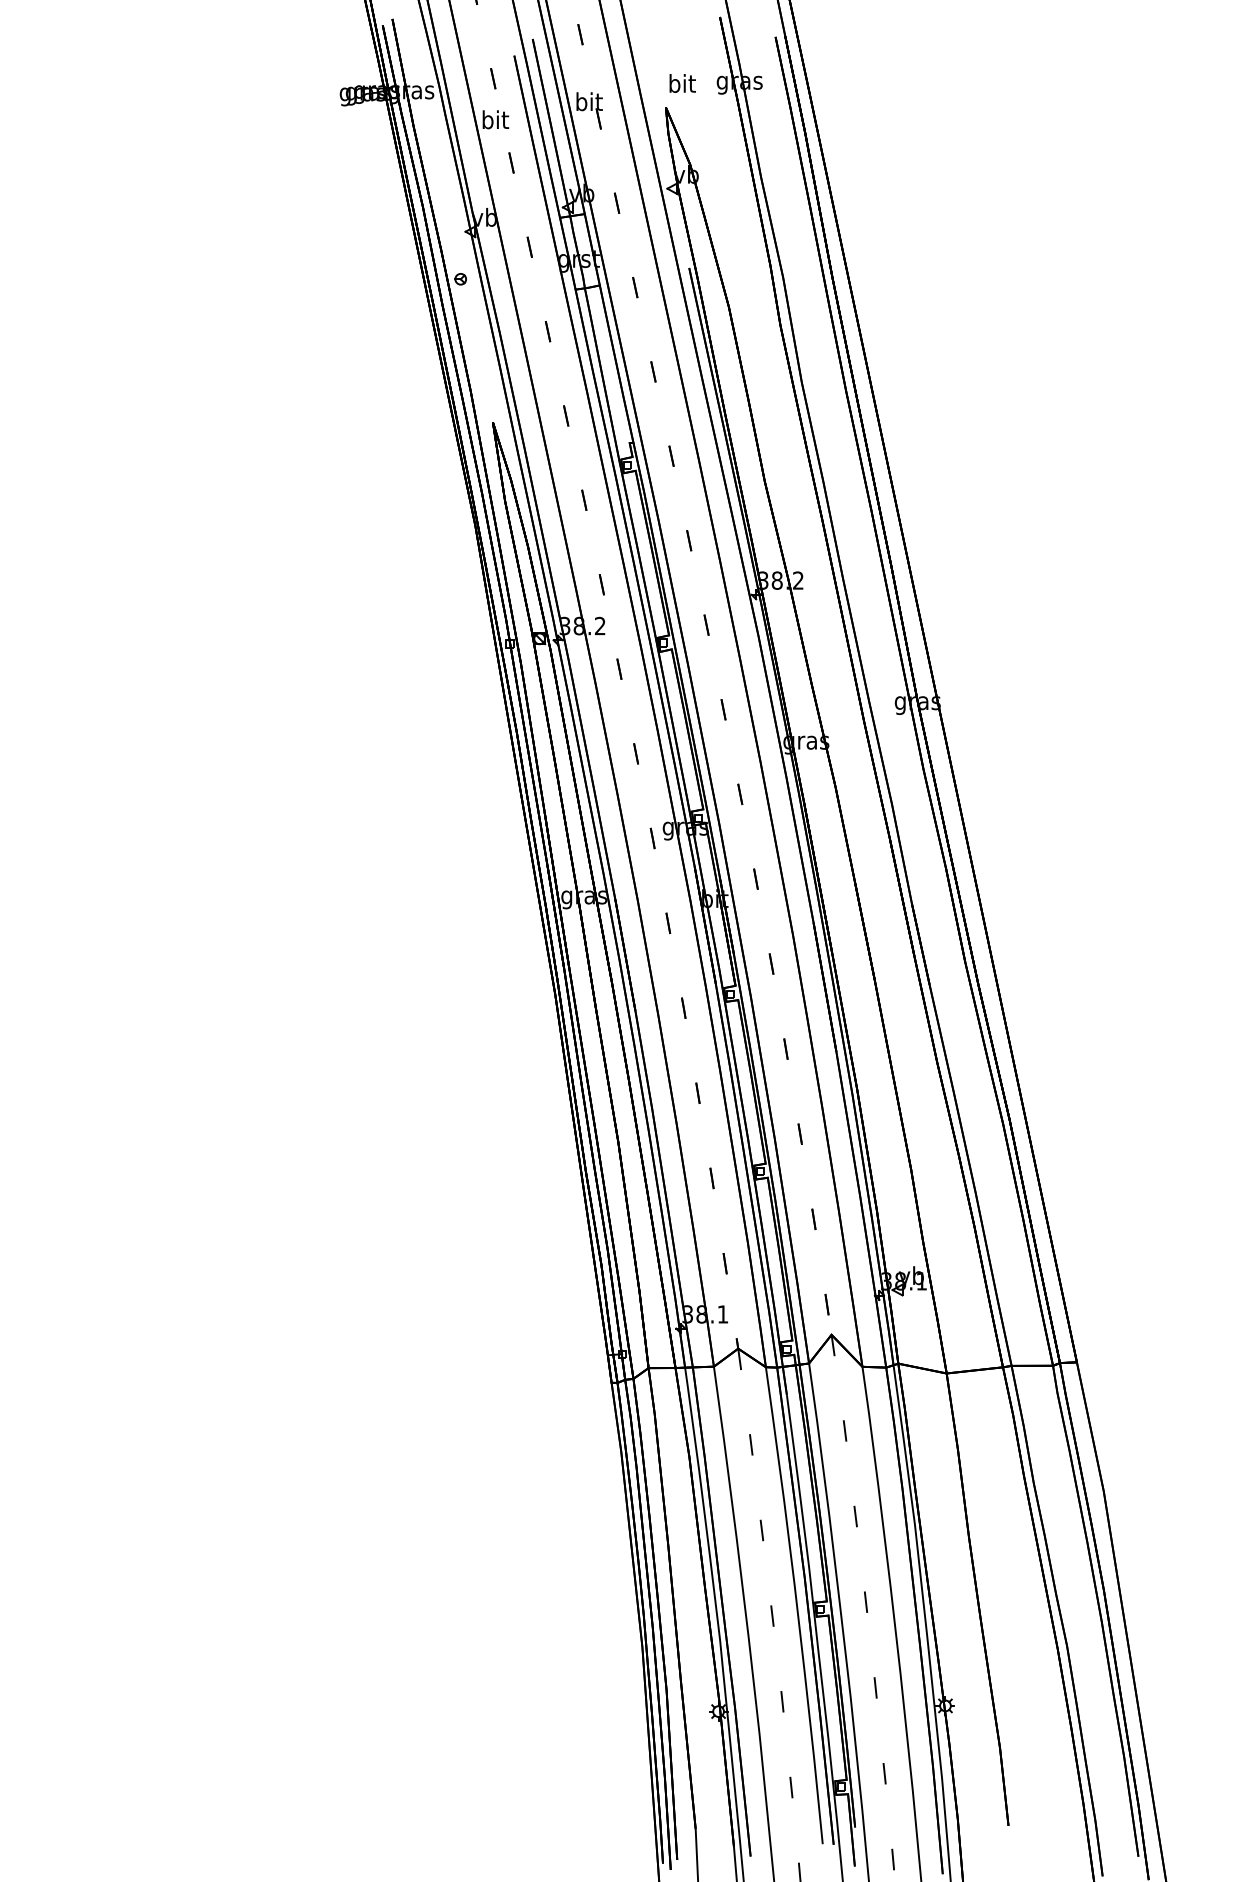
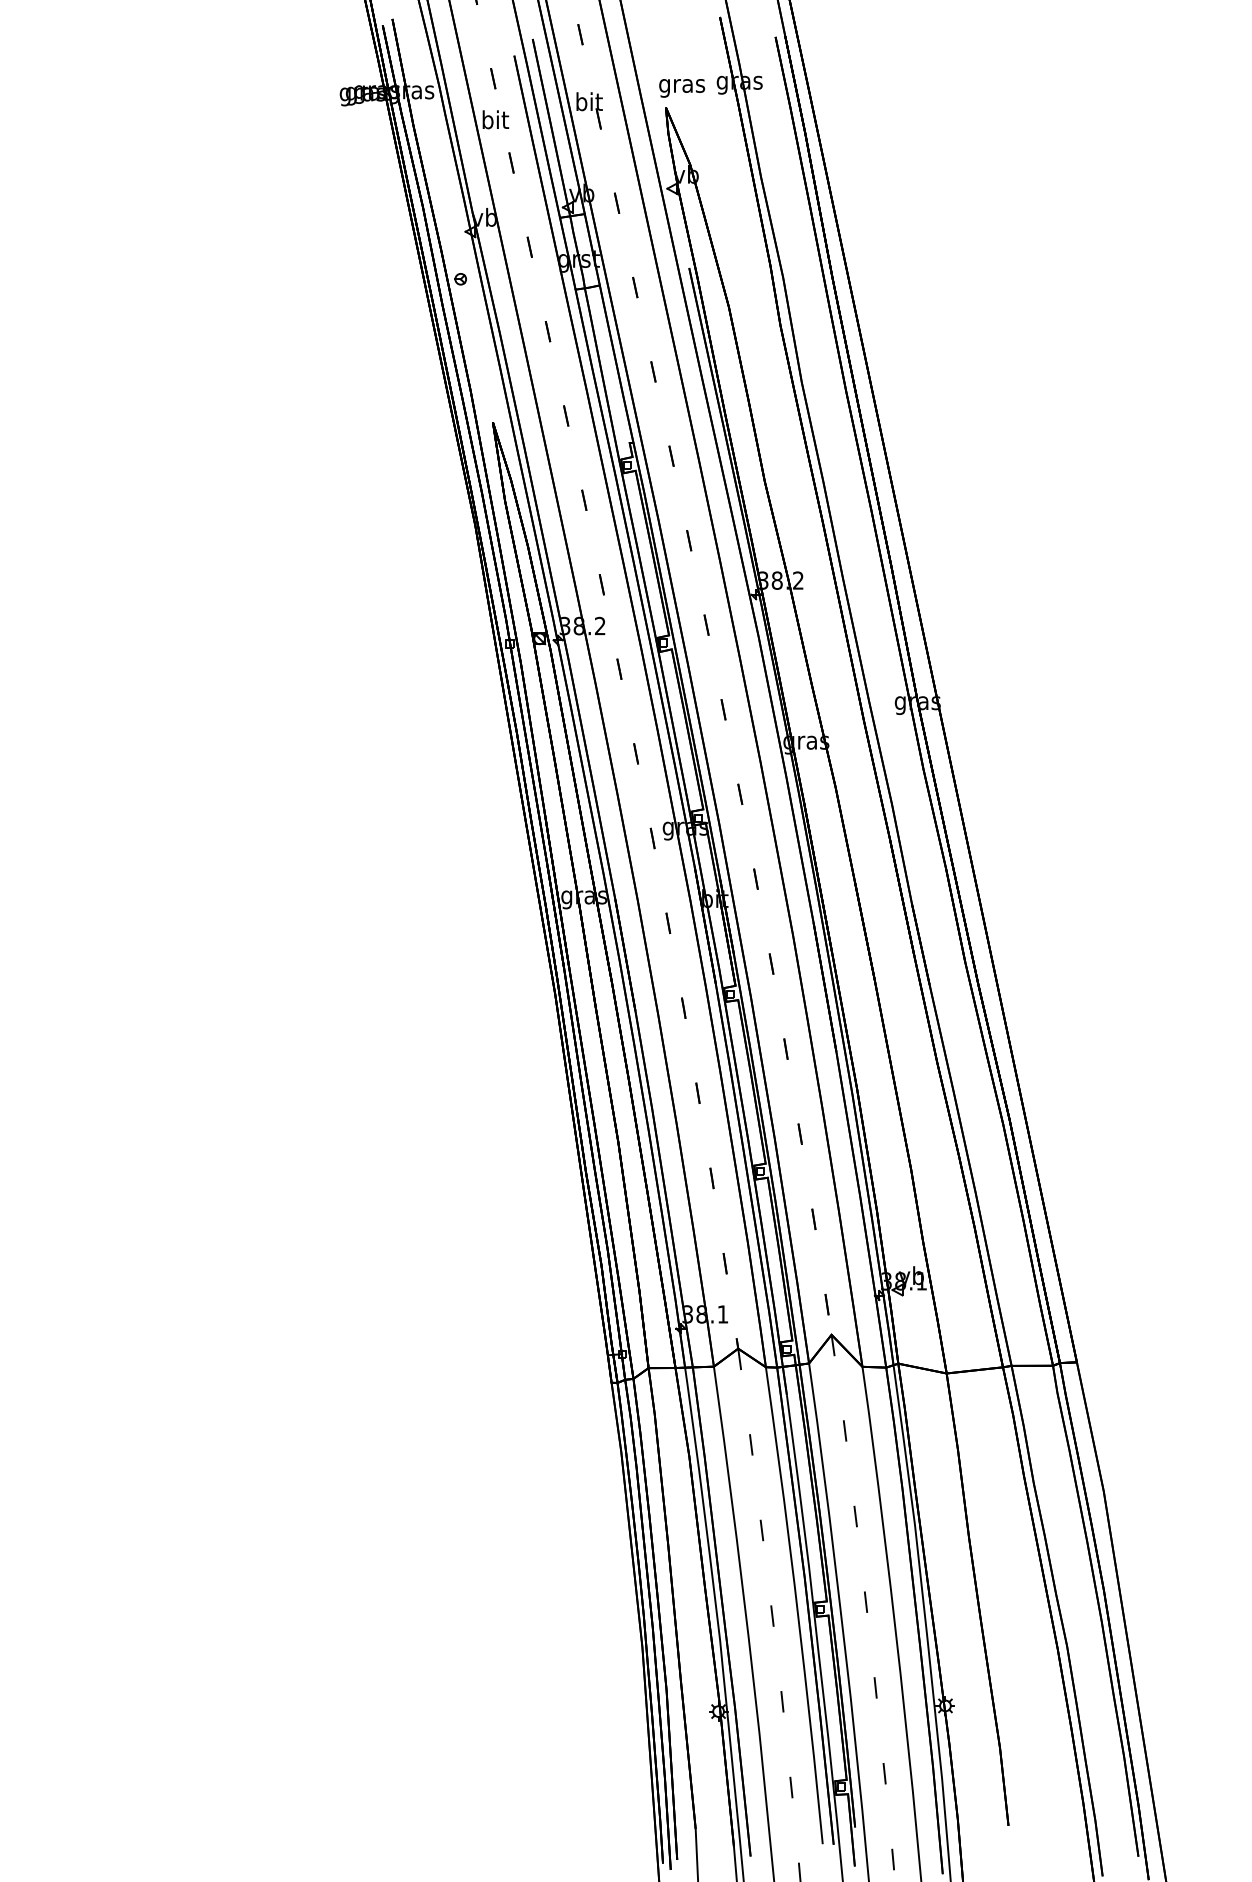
text: bit -> gras (682, 85)
